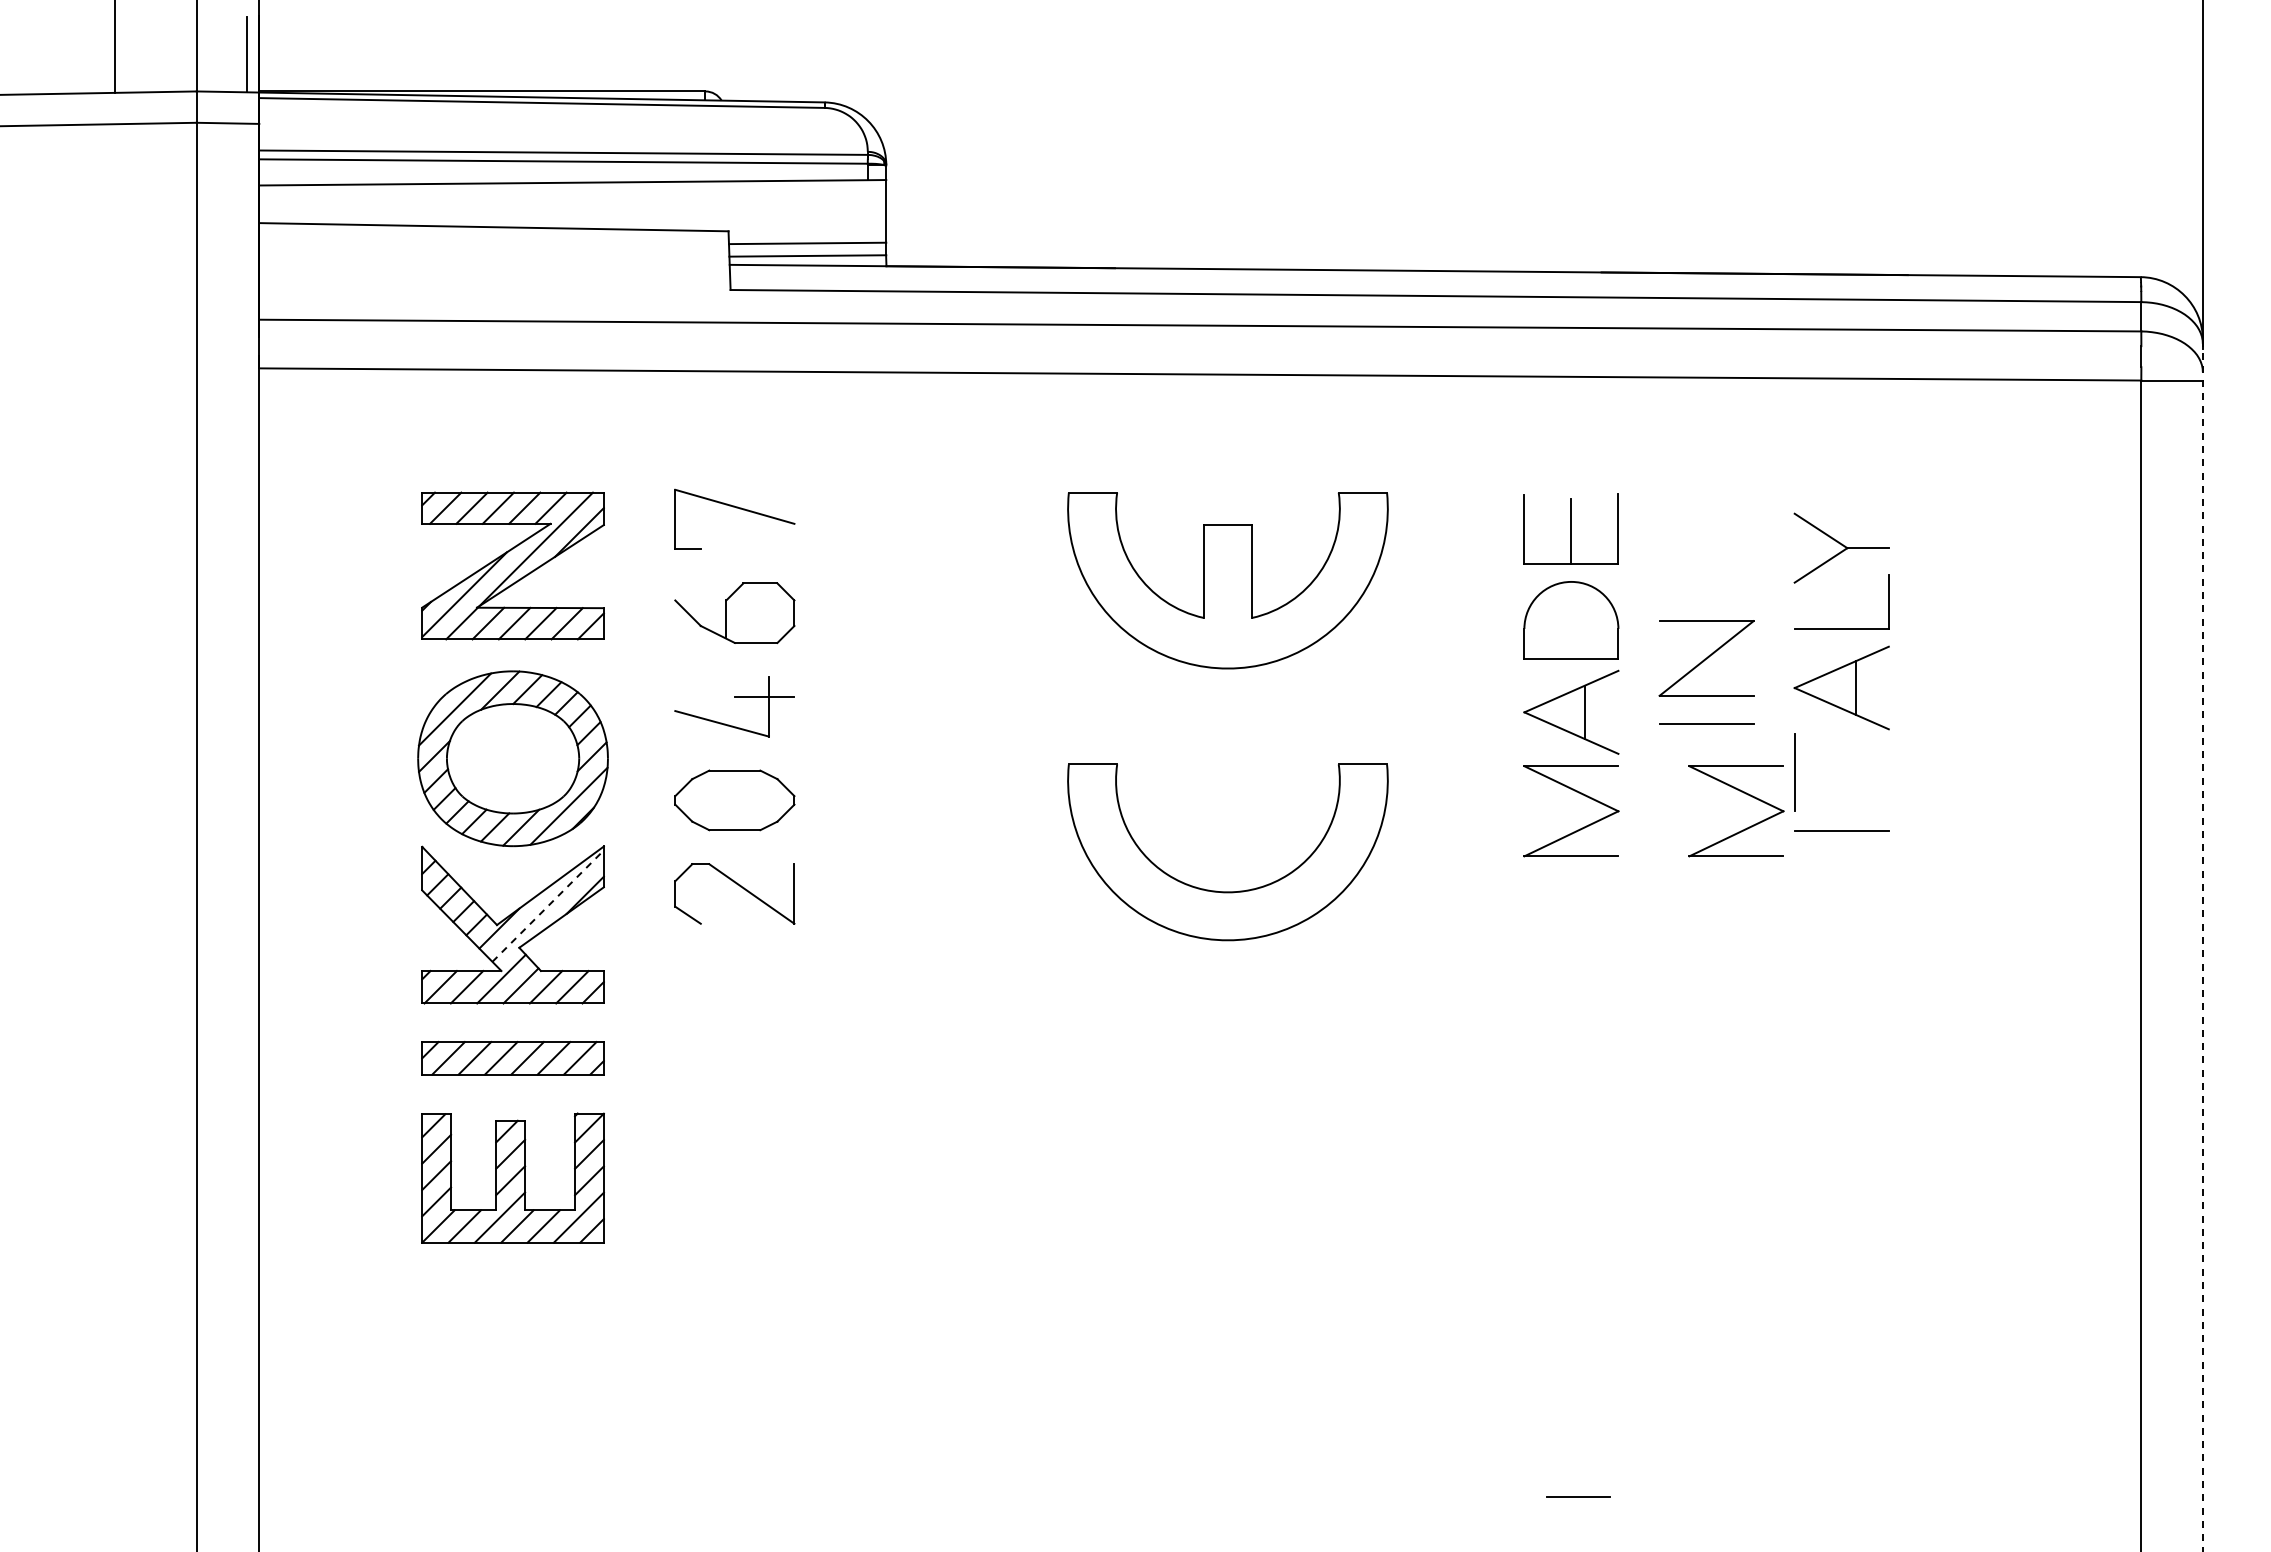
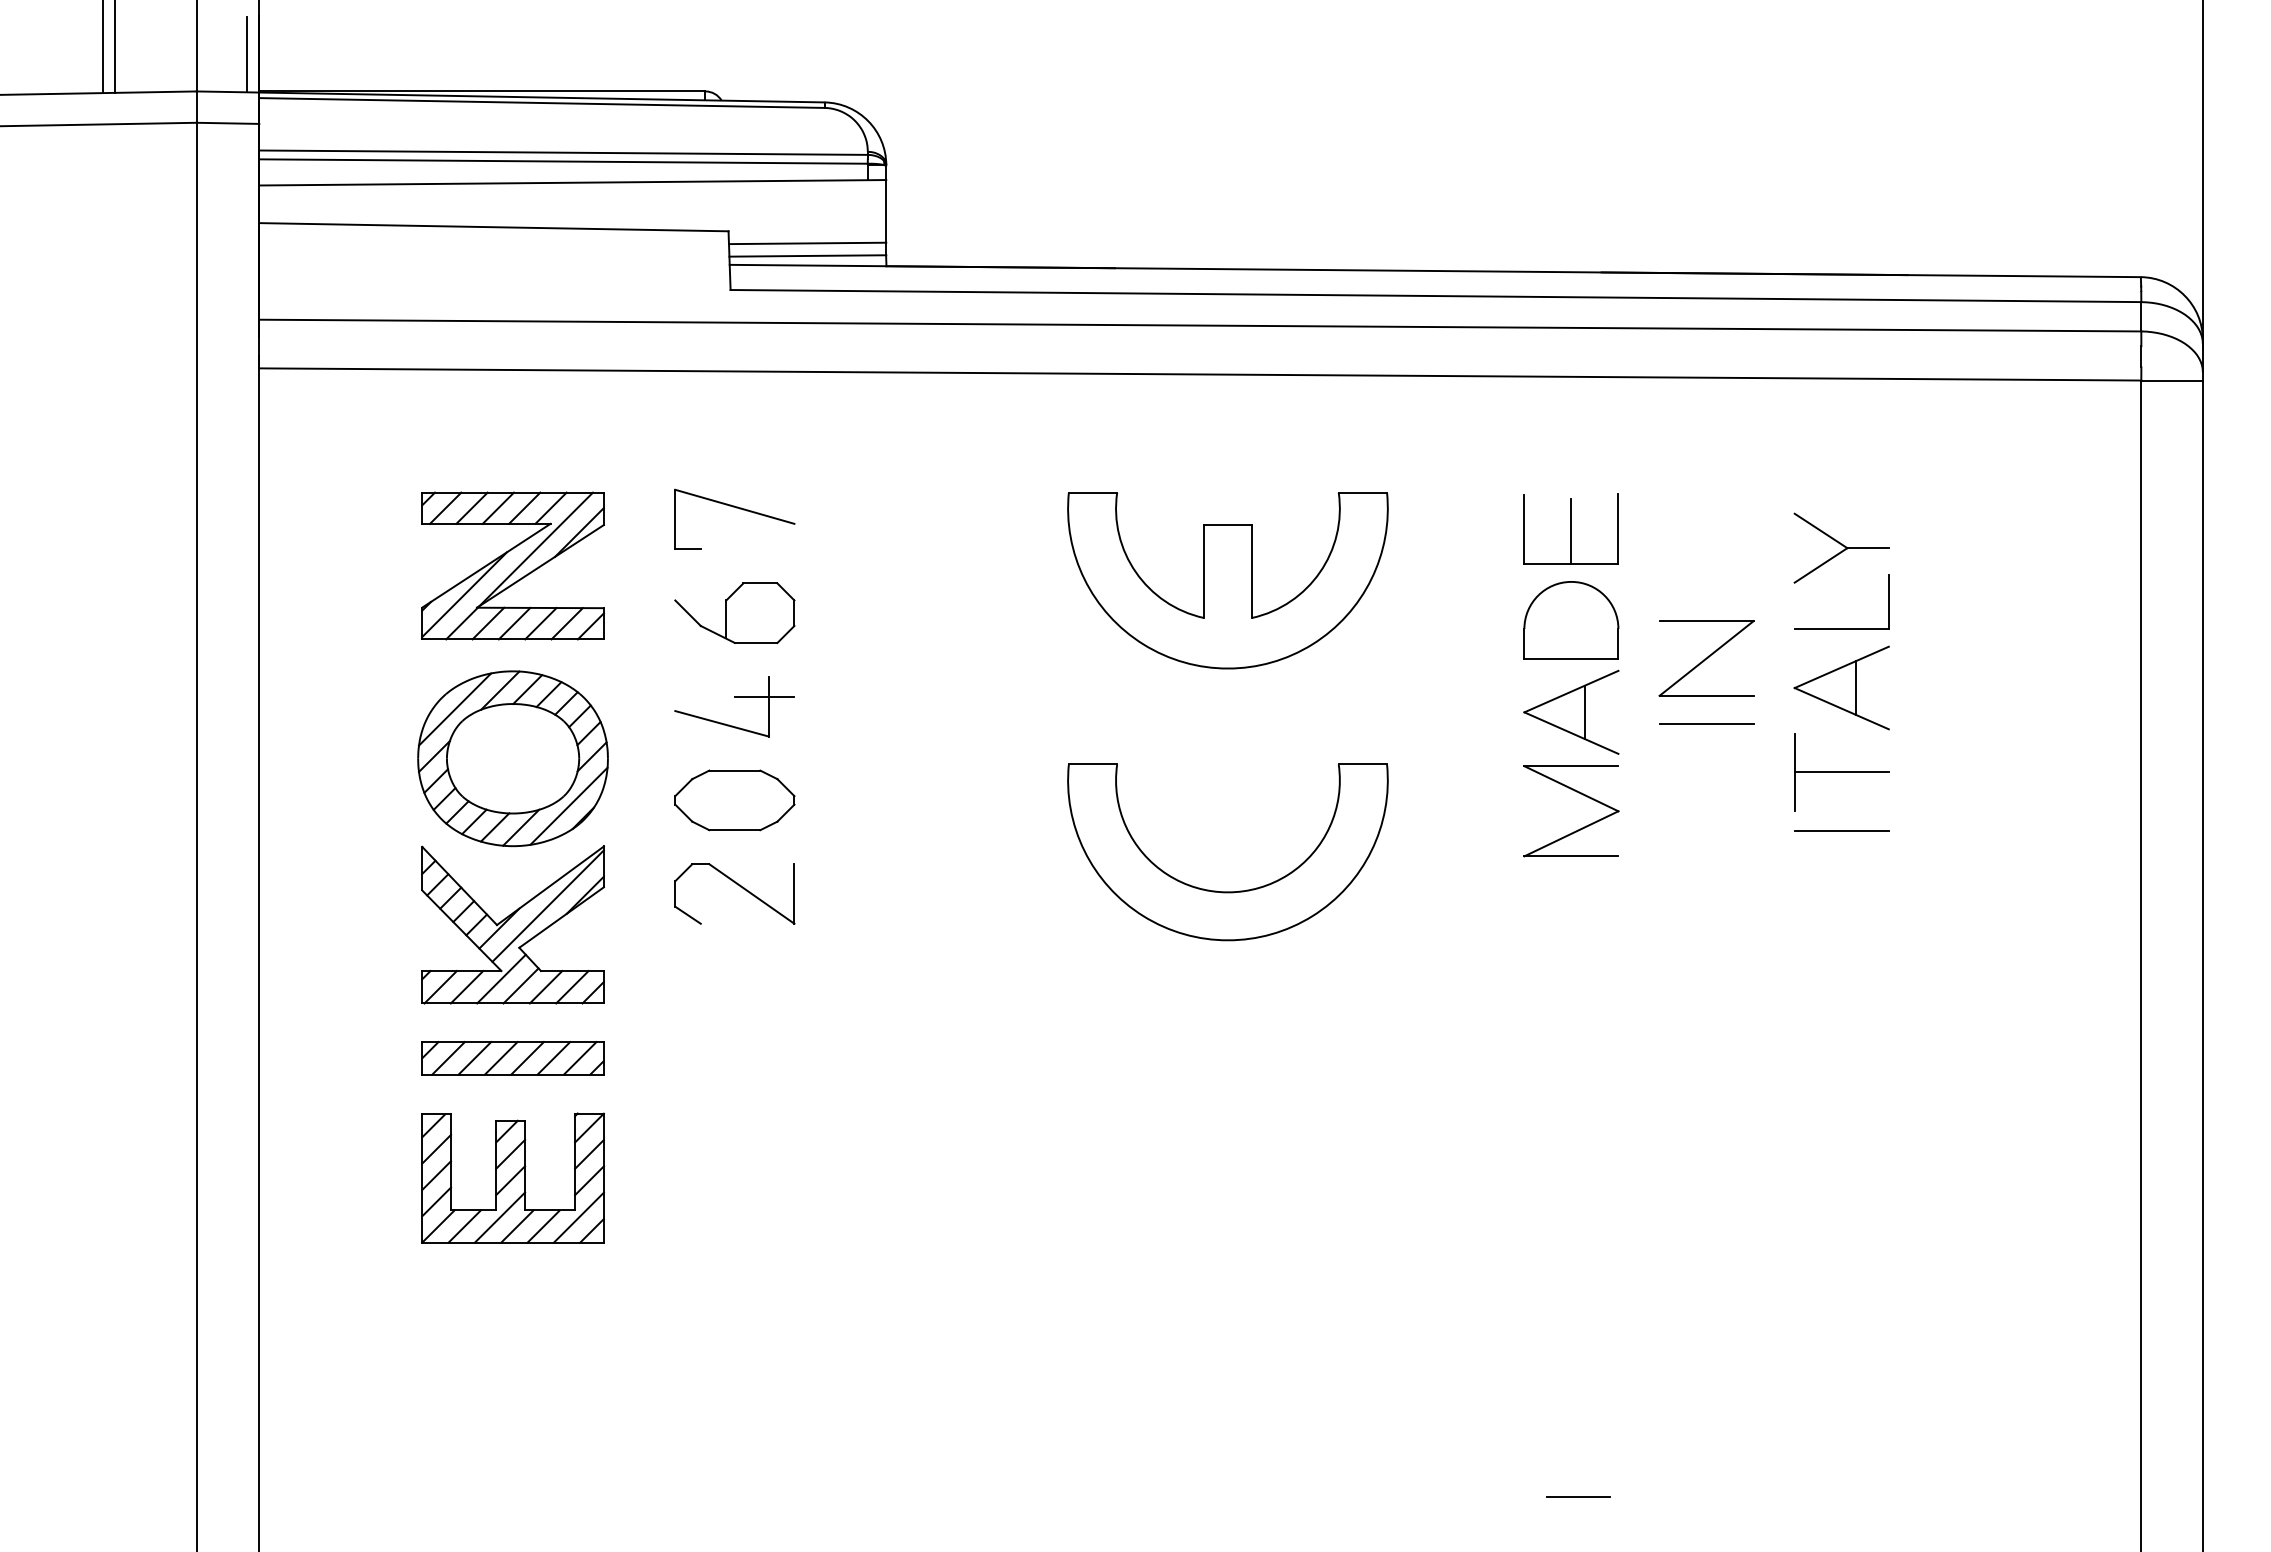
line: none -> present (102, 47)
line: none -> present (1841, 772)
part: present -> none (1744, 828)
line: dashed -> solid (548, 906)
line: dashed -> solid (2202, 945)
